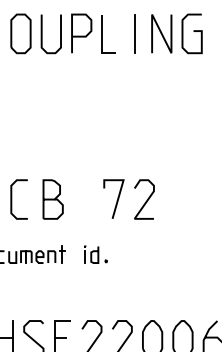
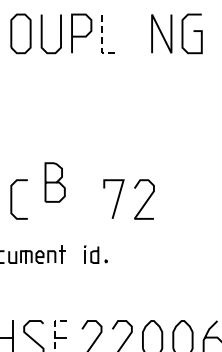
line: present -> none (134, 33)
line: solid -> dashed (102, 41)
part position: (52, 199) -> (54, 182) (54, 182)
line: solid -> dashed (54, 326)
